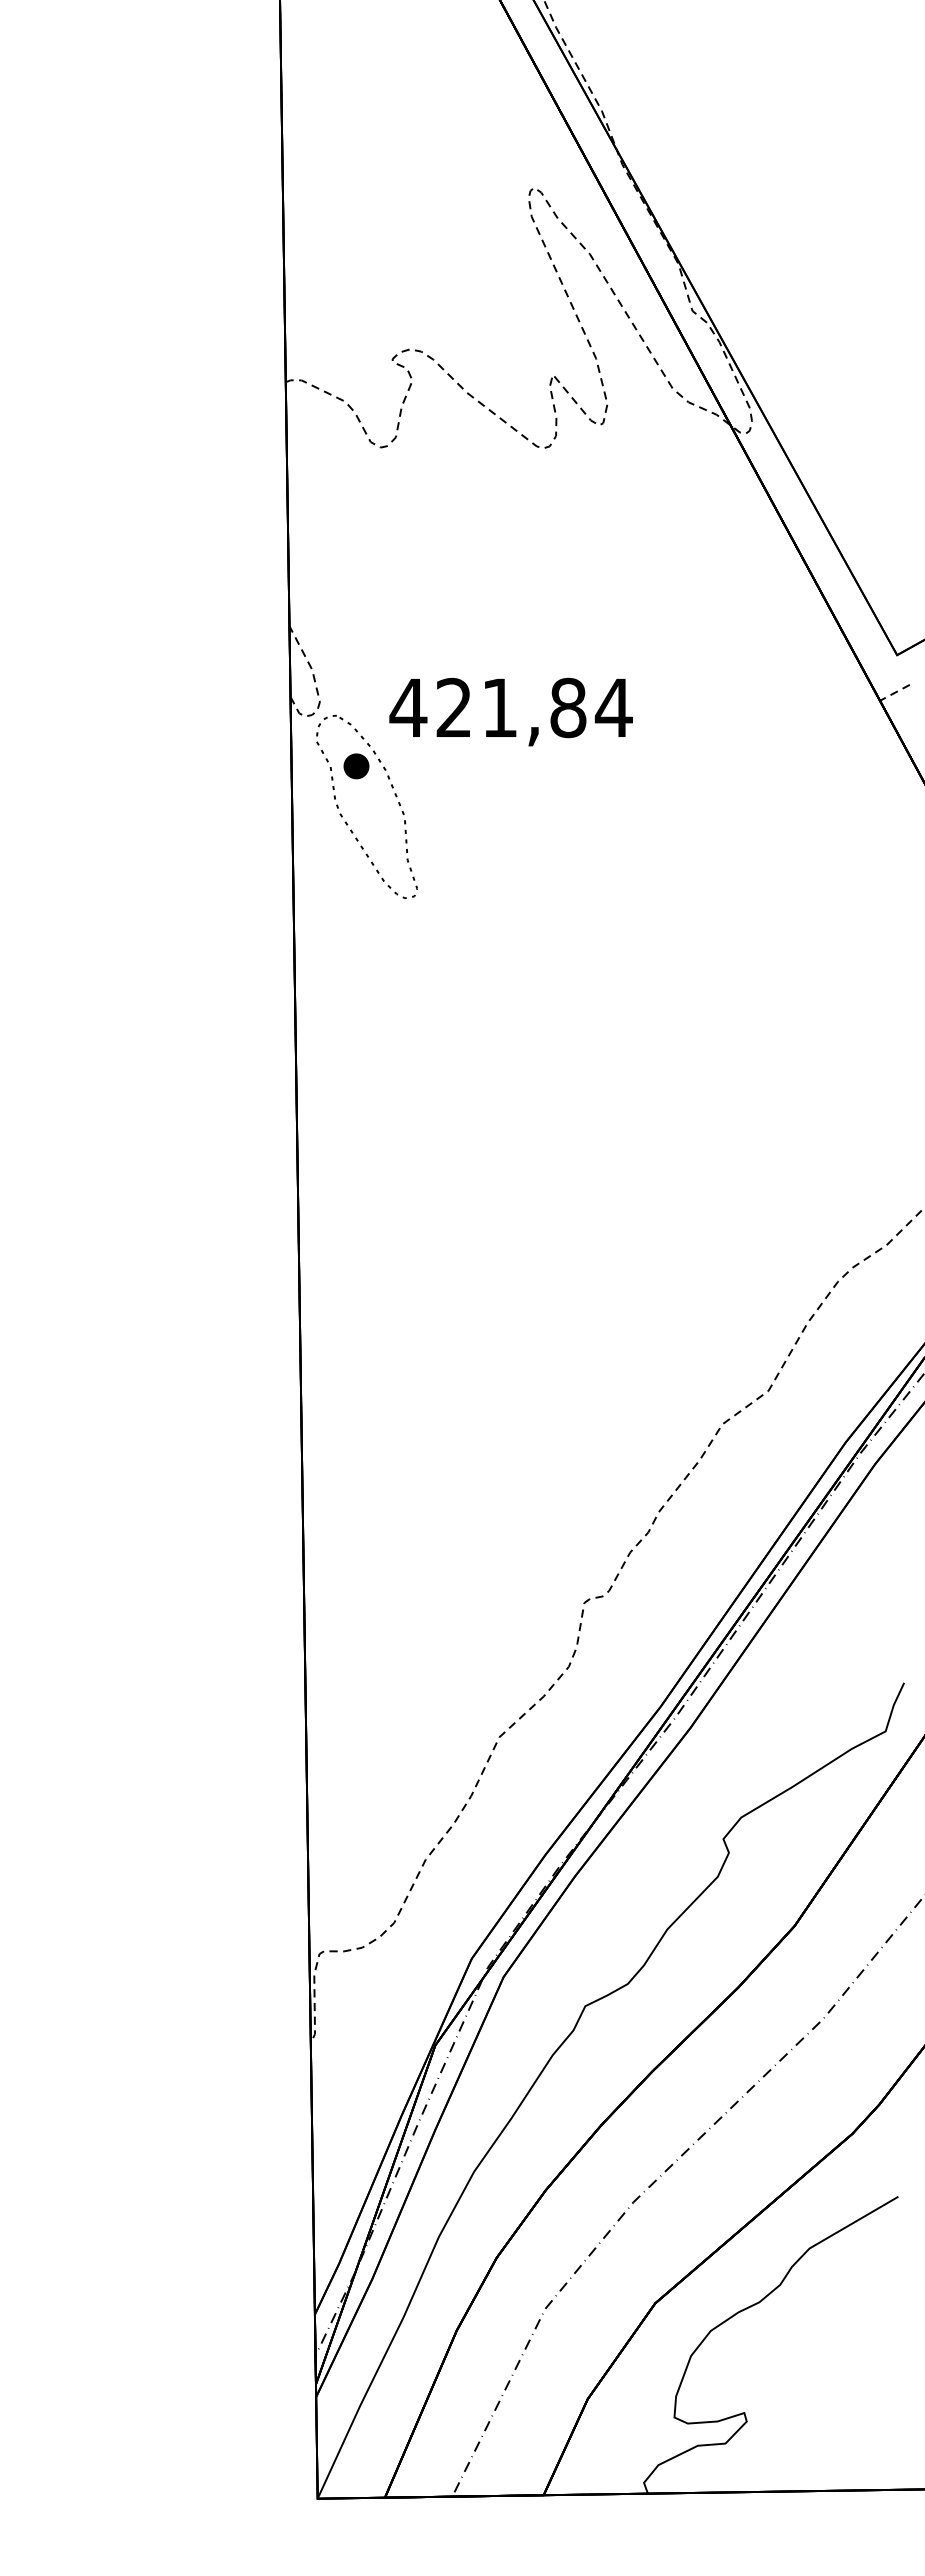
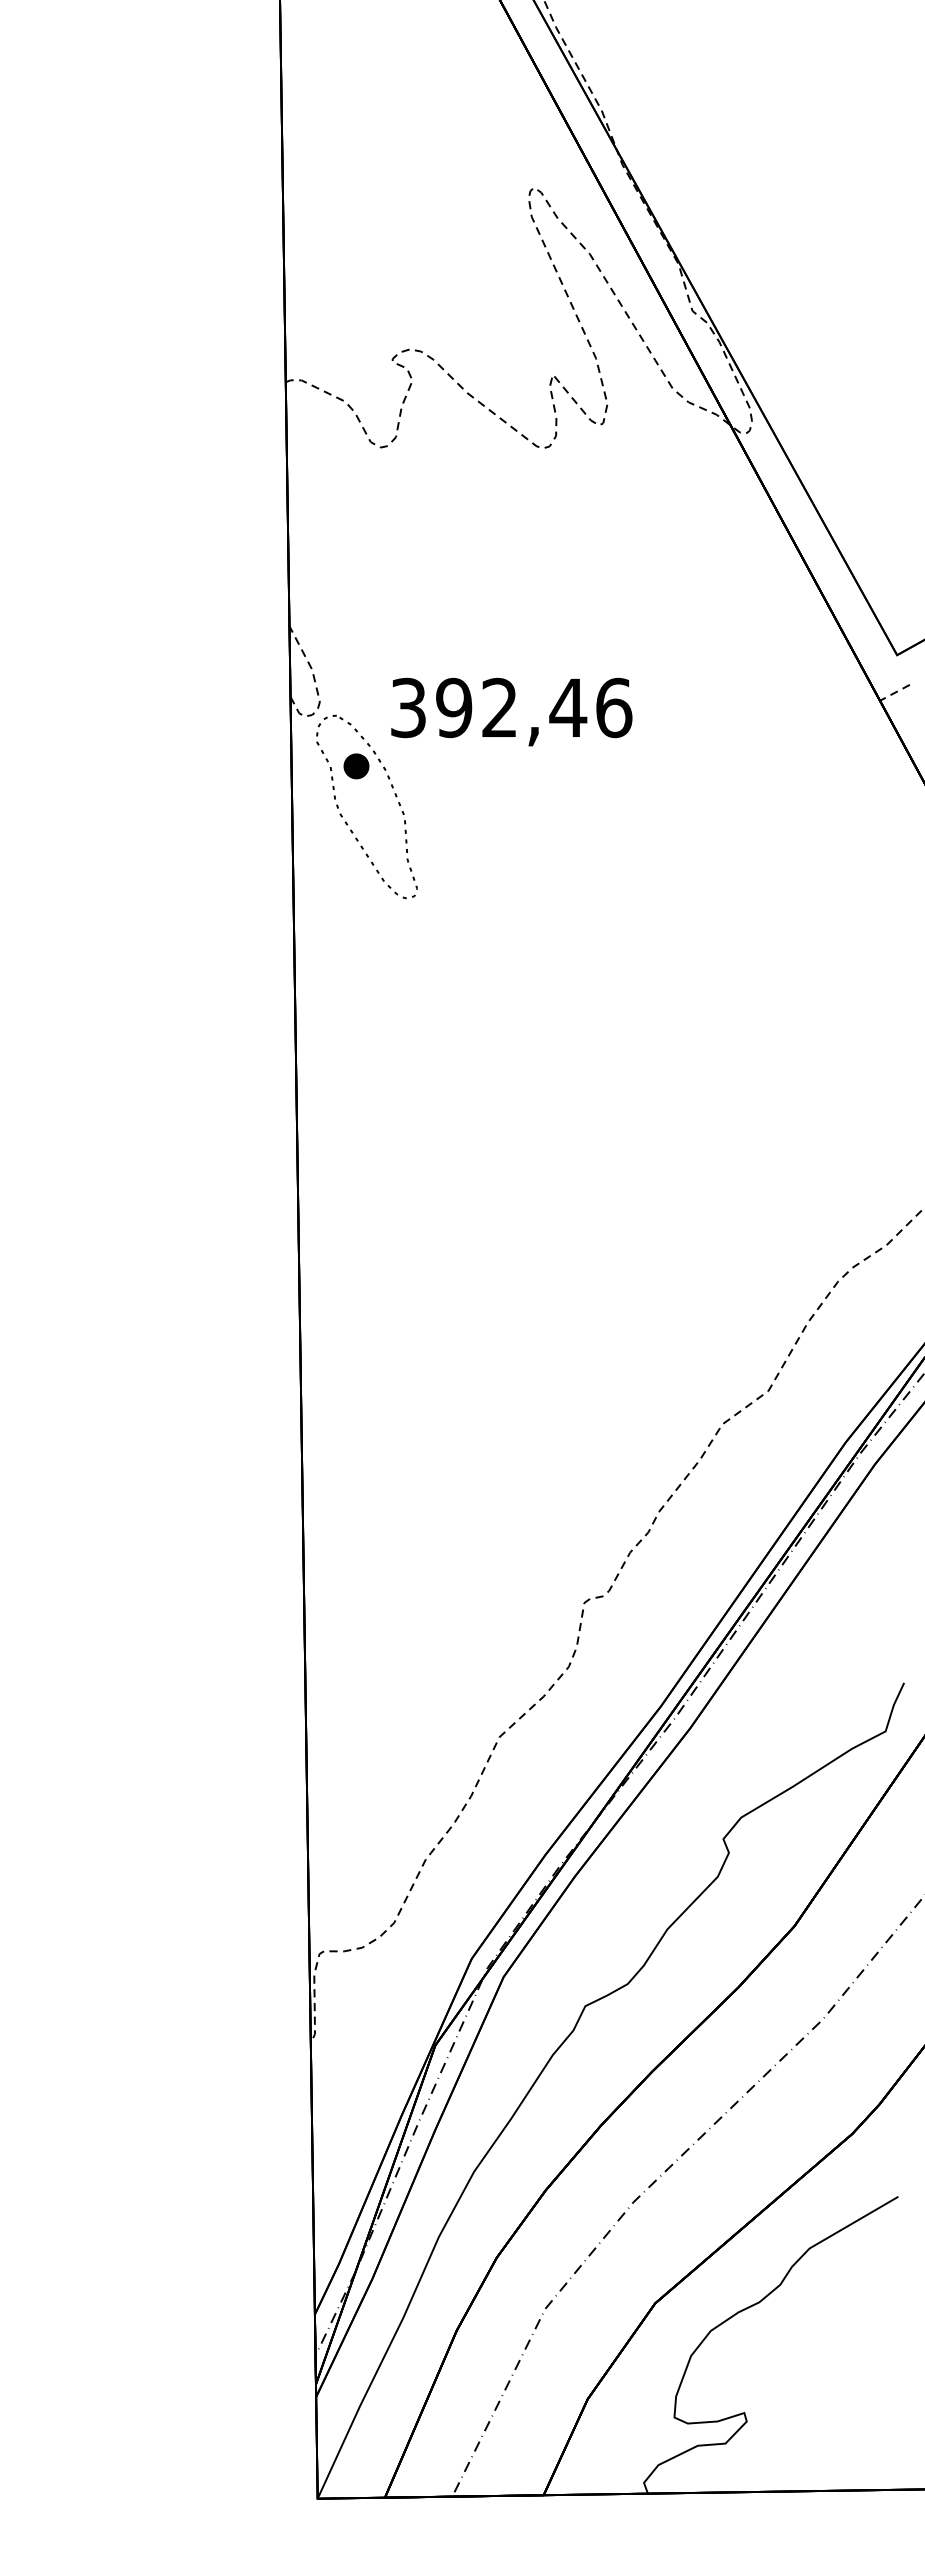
text: 421,84 -> 392,46 (510, 707)
